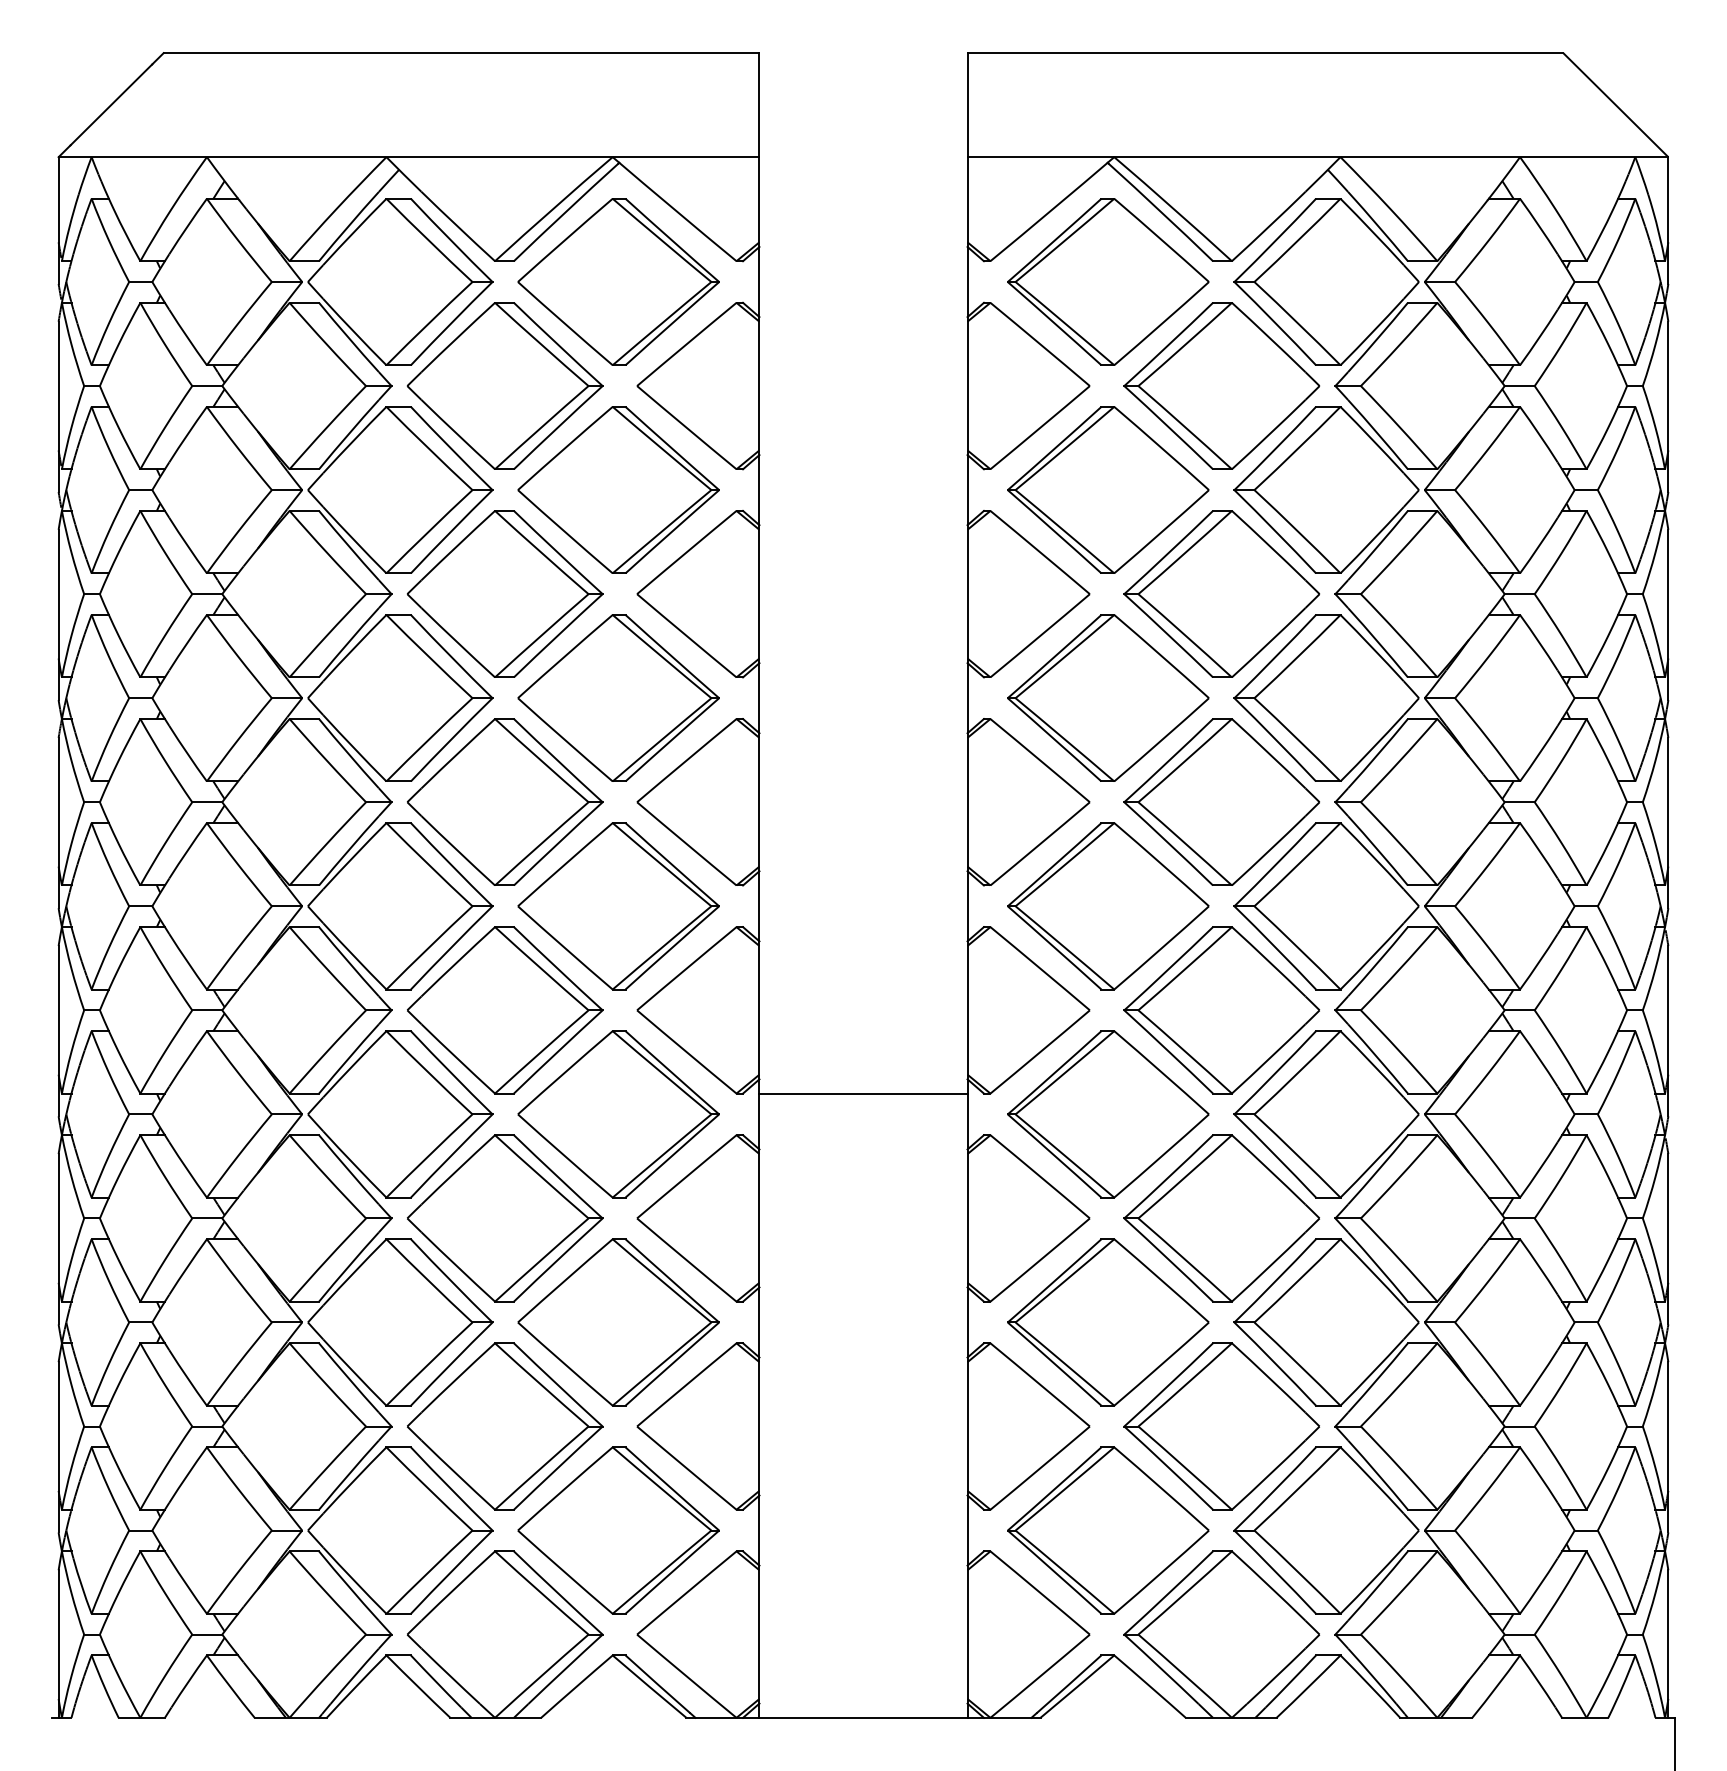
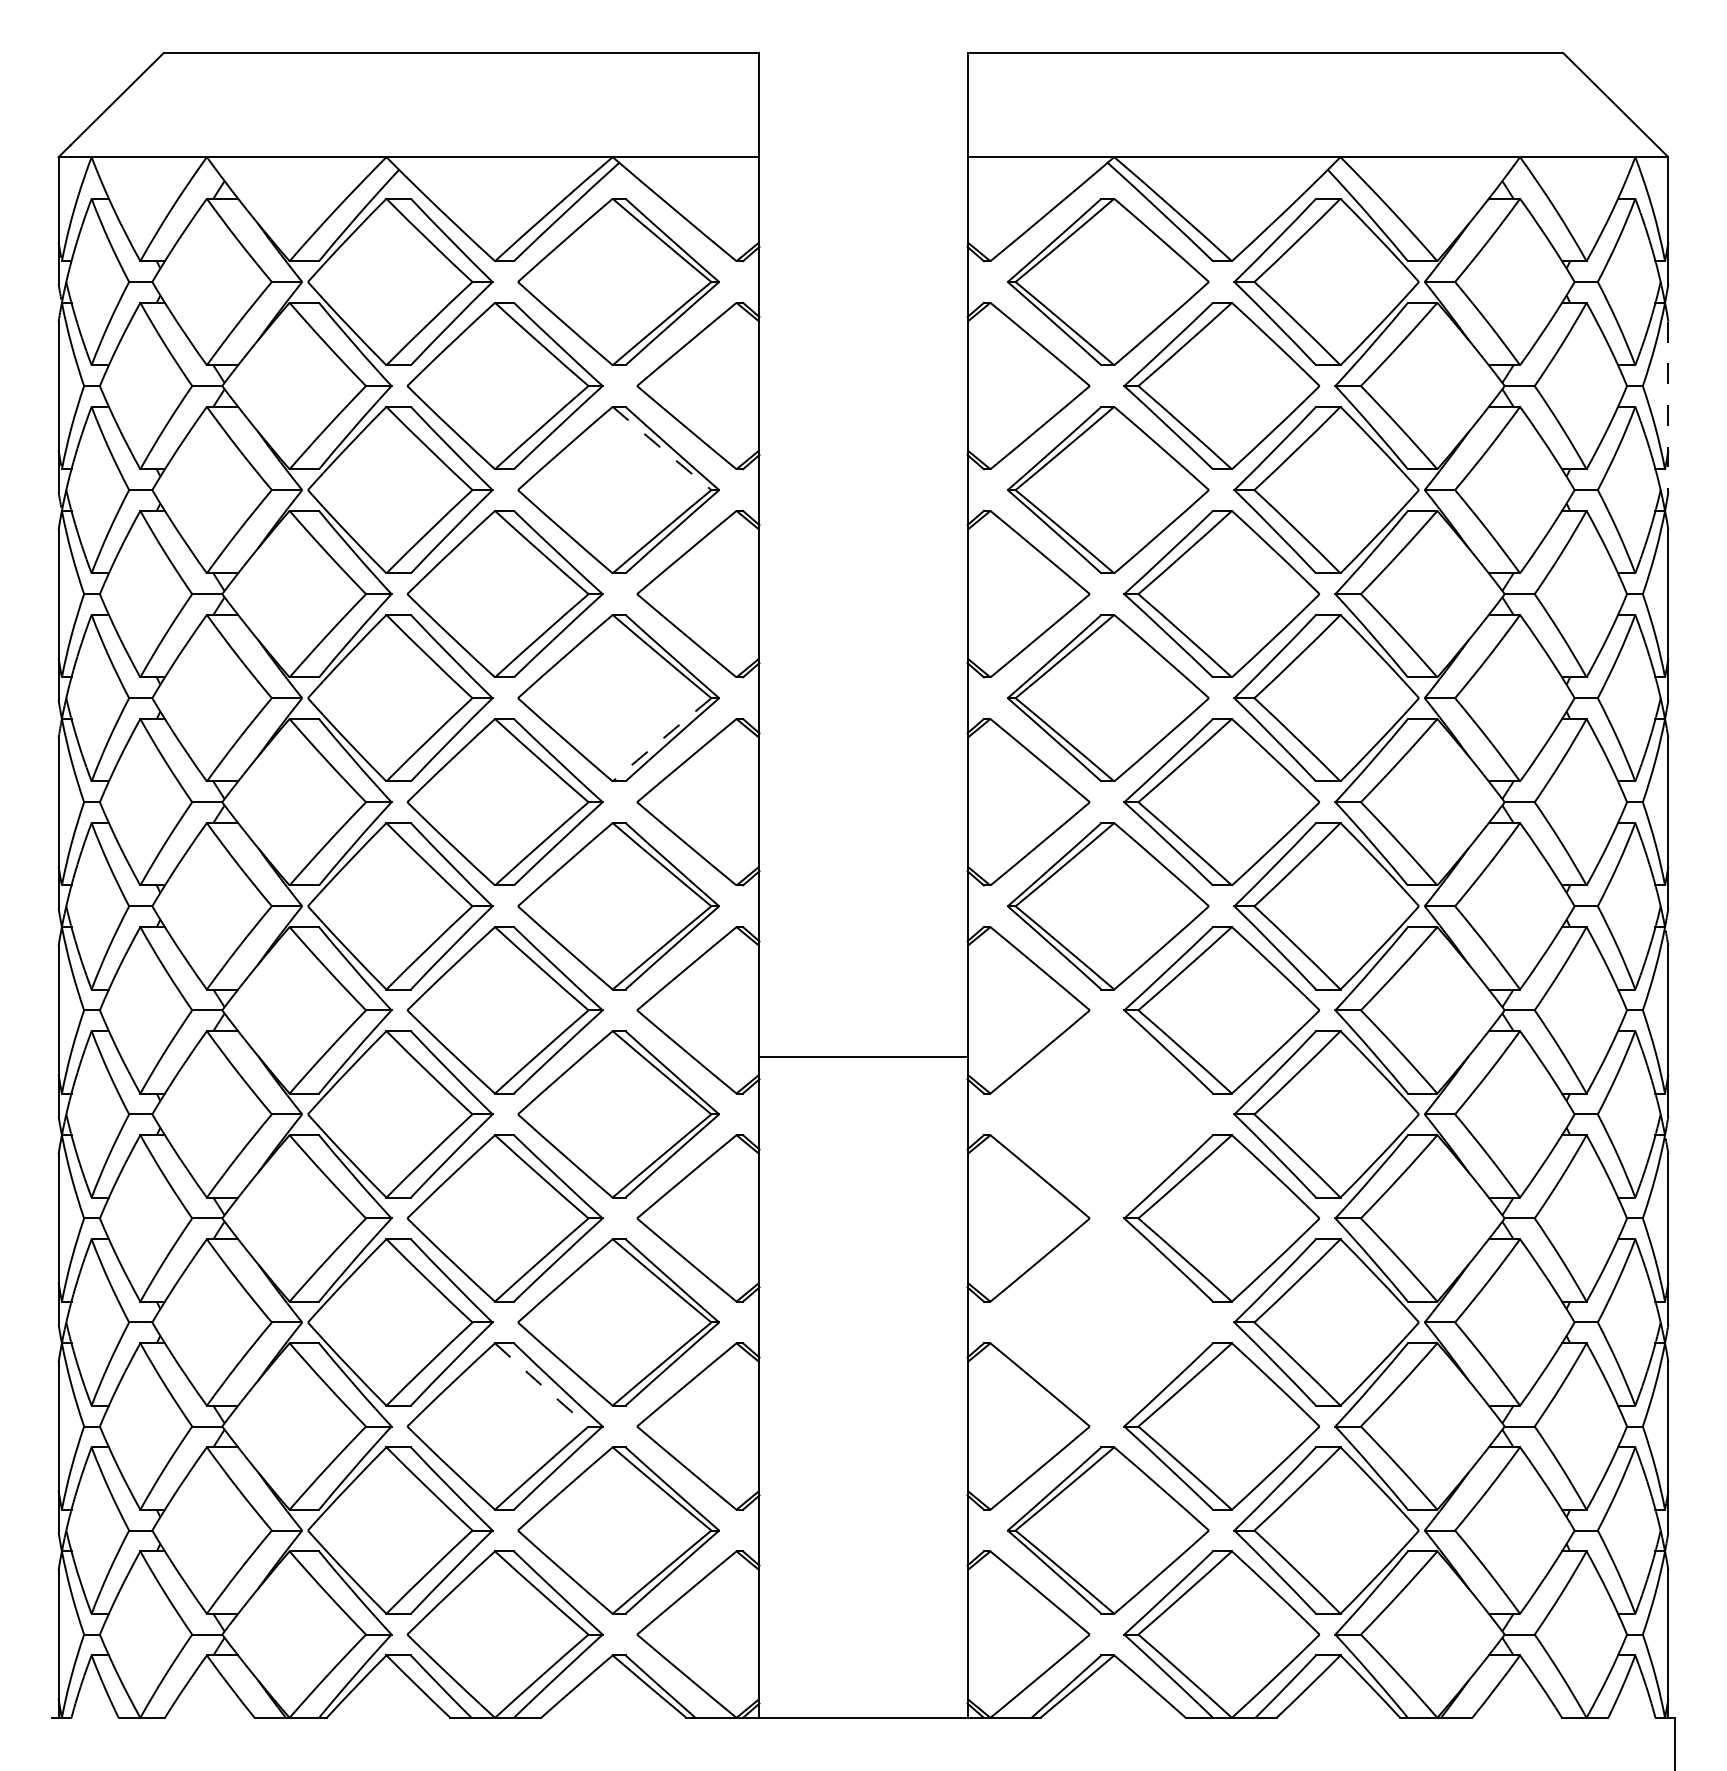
line: solid -> dashed (1668, 407)
arc: solid -> dashed (661, 448)
arc: solid -> dashed (661, 739)
line position: (863, 1093) -> (863, 1056) (863, 1056)
part: present -> none (1108, 1114)
part: present -> none (1108, 1322)
arc: solid -> dashed (541, 1385)
